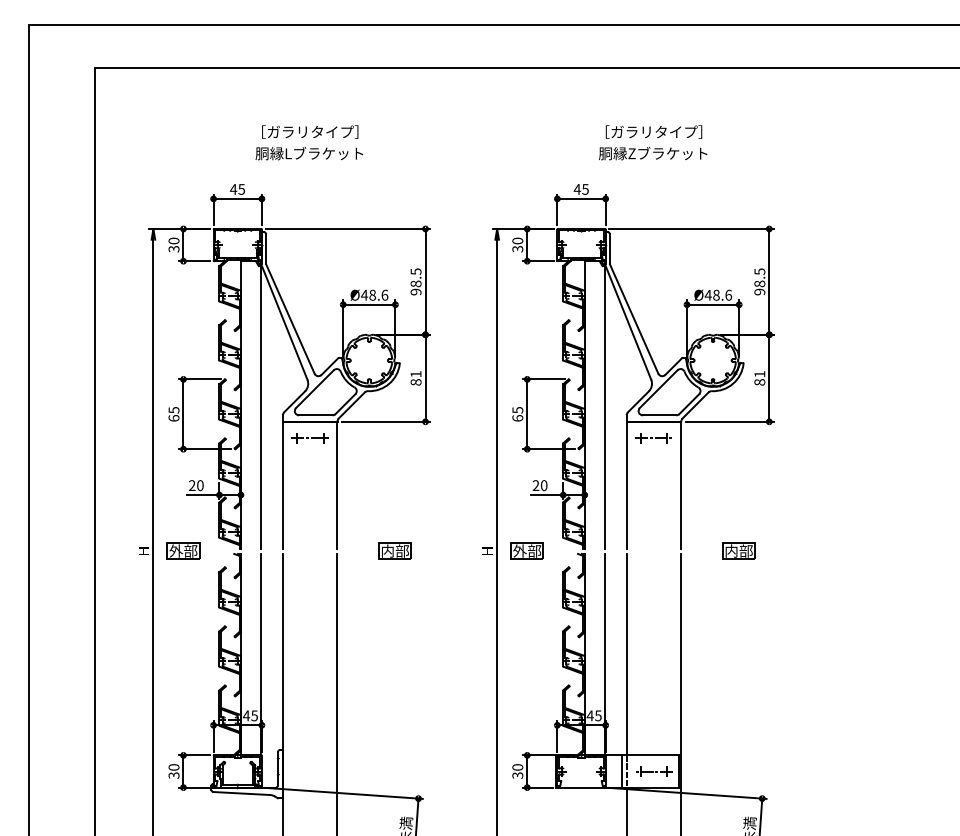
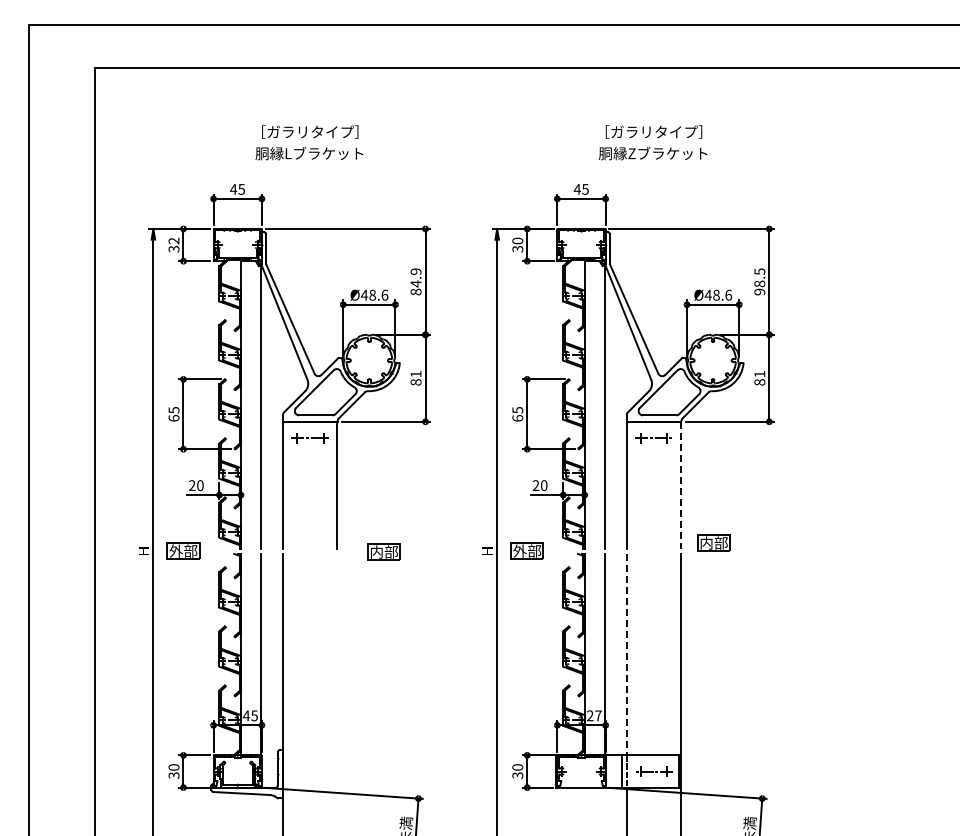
text: 30 -> 32 (173, 240)
text: 98.5 -> 84.9 (415, 281)
line: solid -> dashed (680, 485)
part position: (394, 550) -> (383, 551) (383, 551)
part position: (738, 550) -> (713, 542) (713, 542)
line: solid -> dashed (627, 654)
line: present -> none (337, 692)
text: 45 -> 27 (593, 715)
